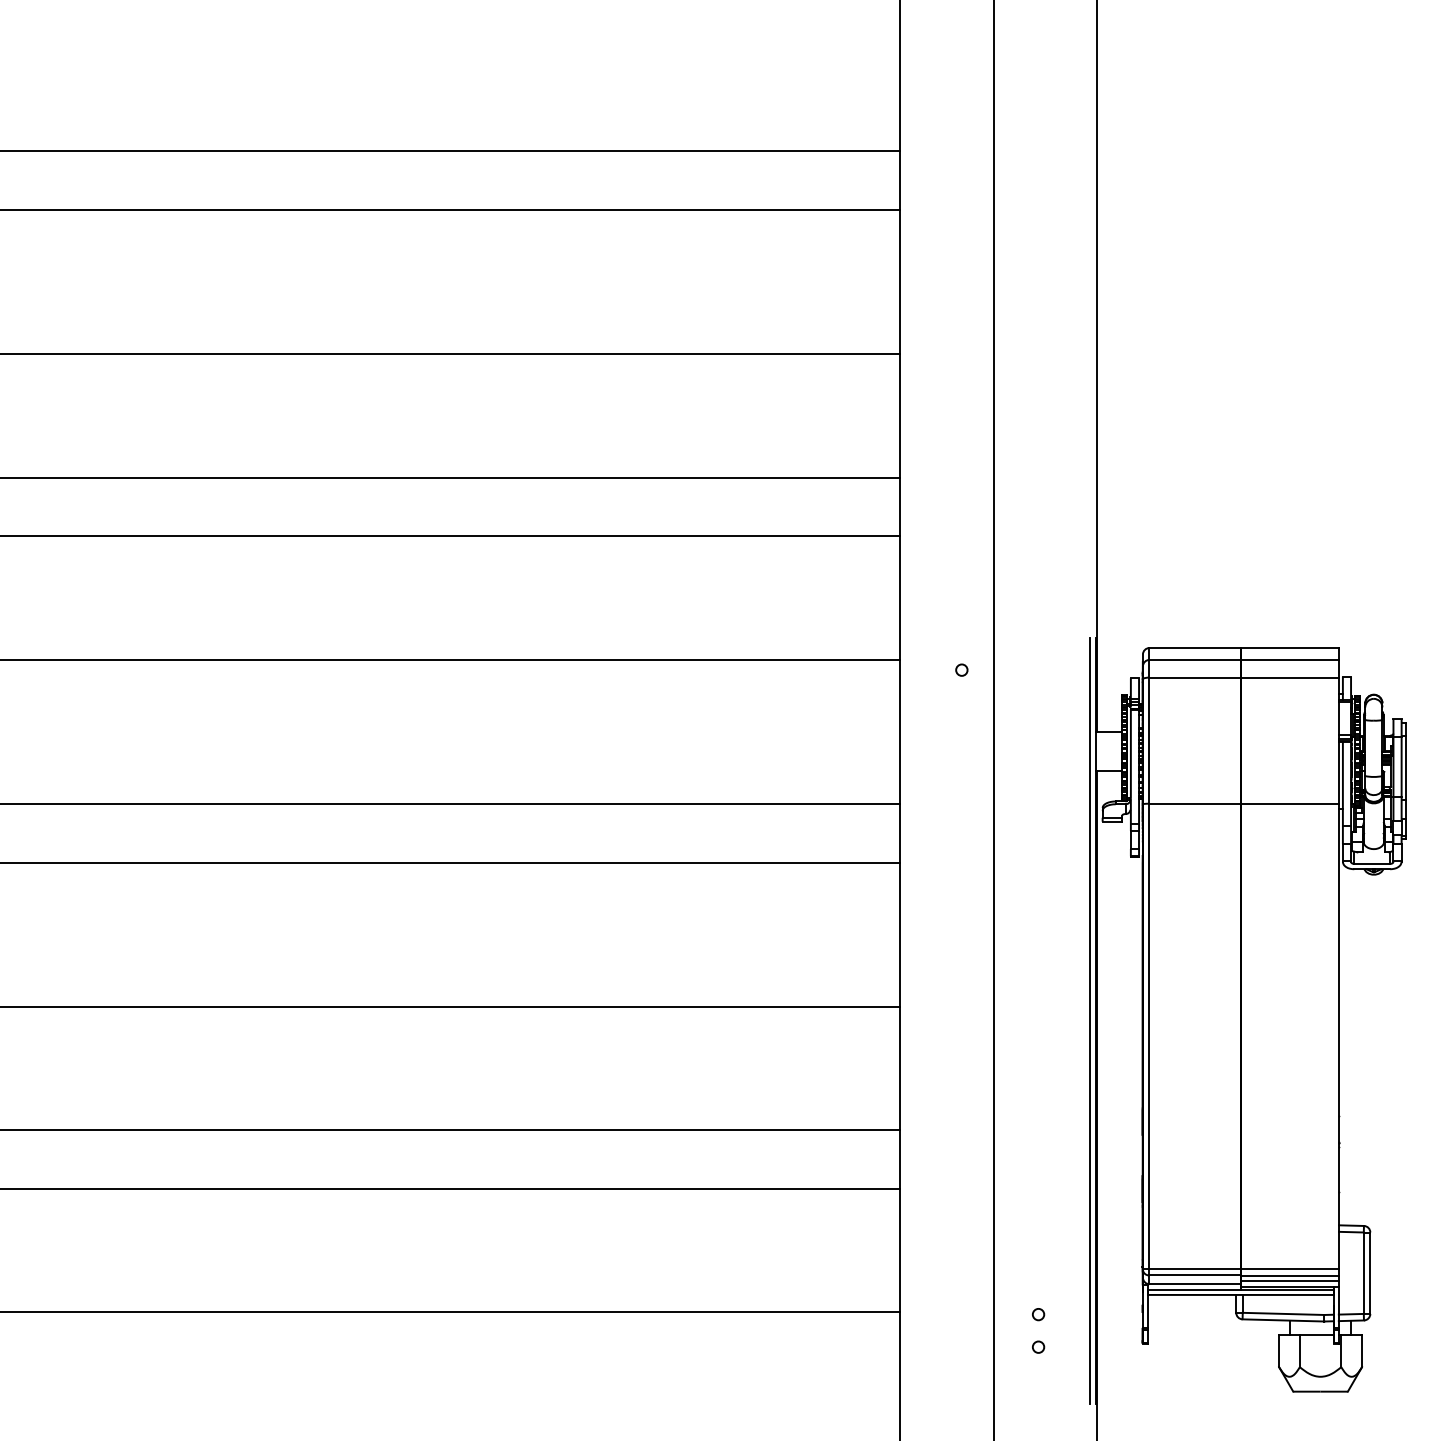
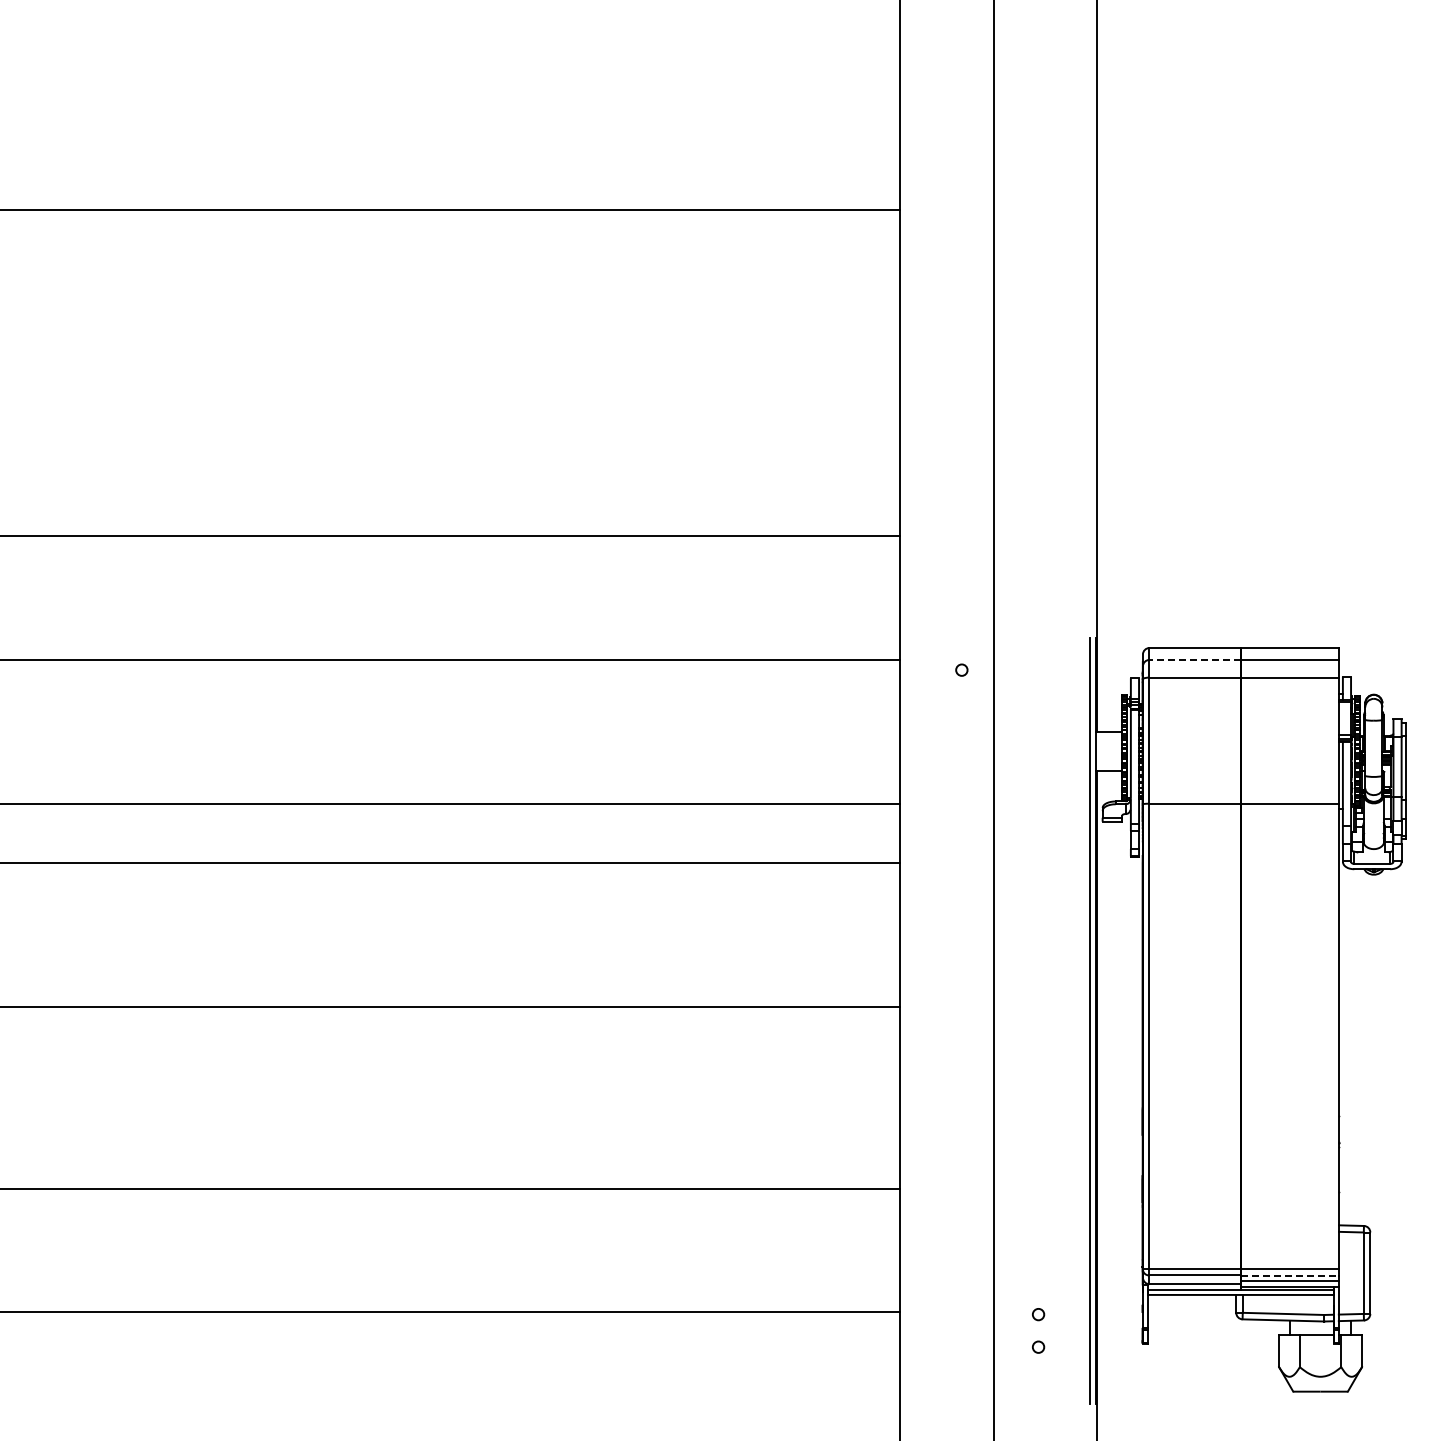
line: present -> none (450, 151)
line: present -> none (450, 354)
line: present -> none (450, 477)
line: solid -> dashed (1195, 659)
line: present -> none (450, 1130)
line: solid -> dashed (1290, 1275)
